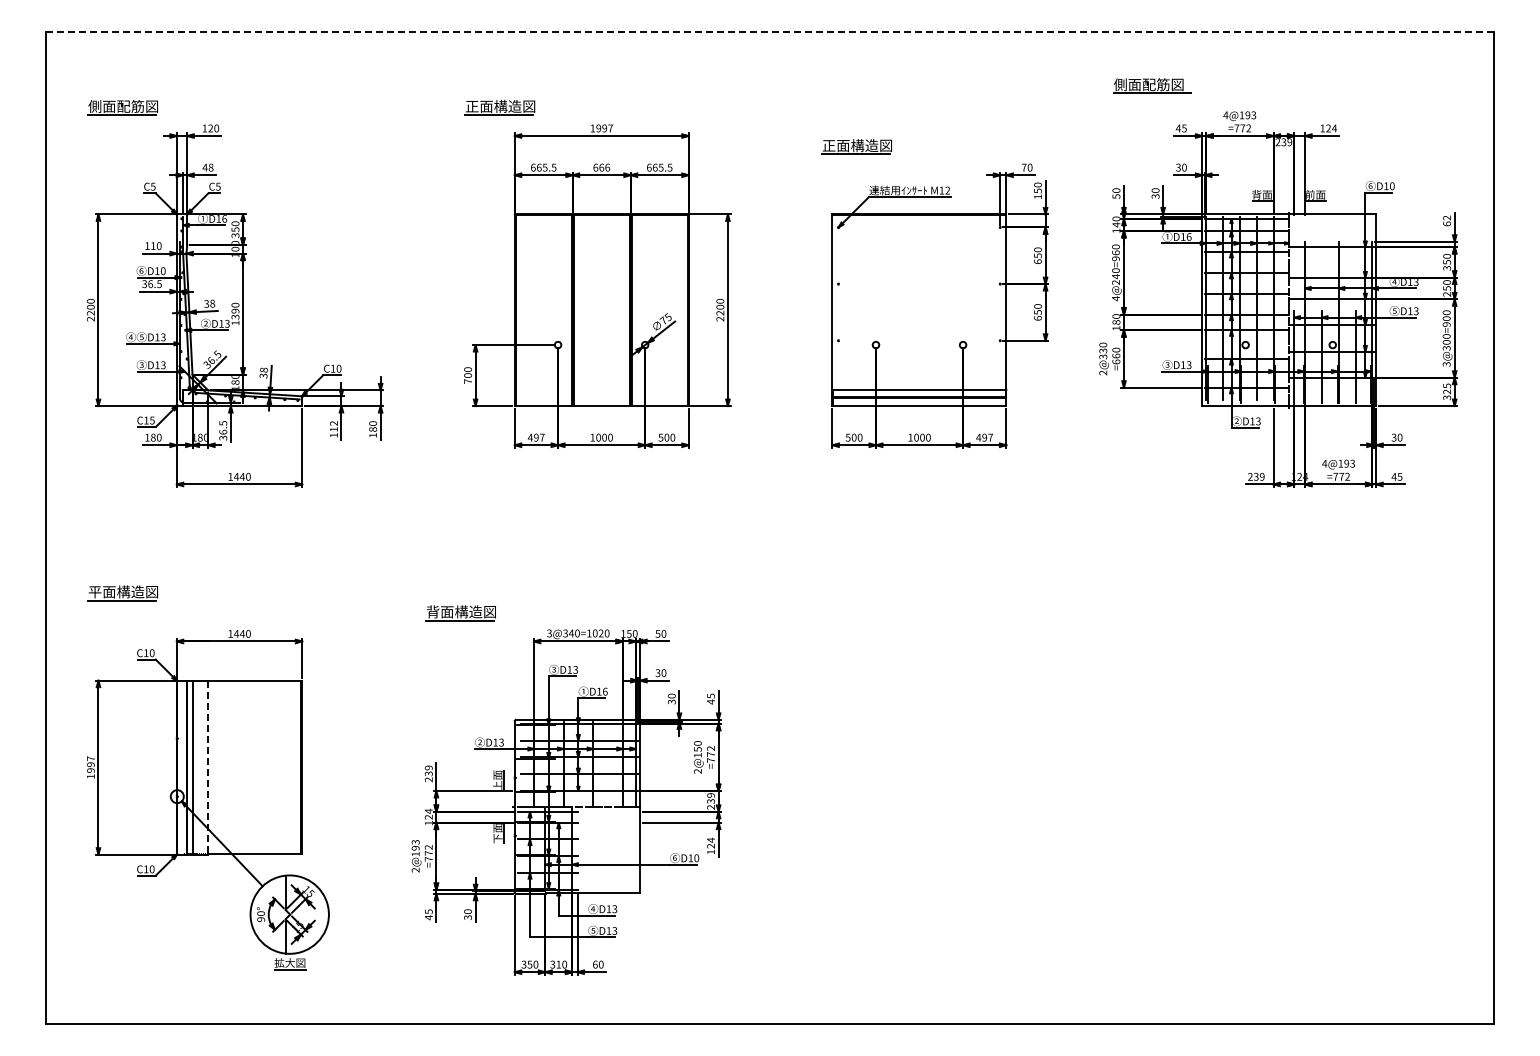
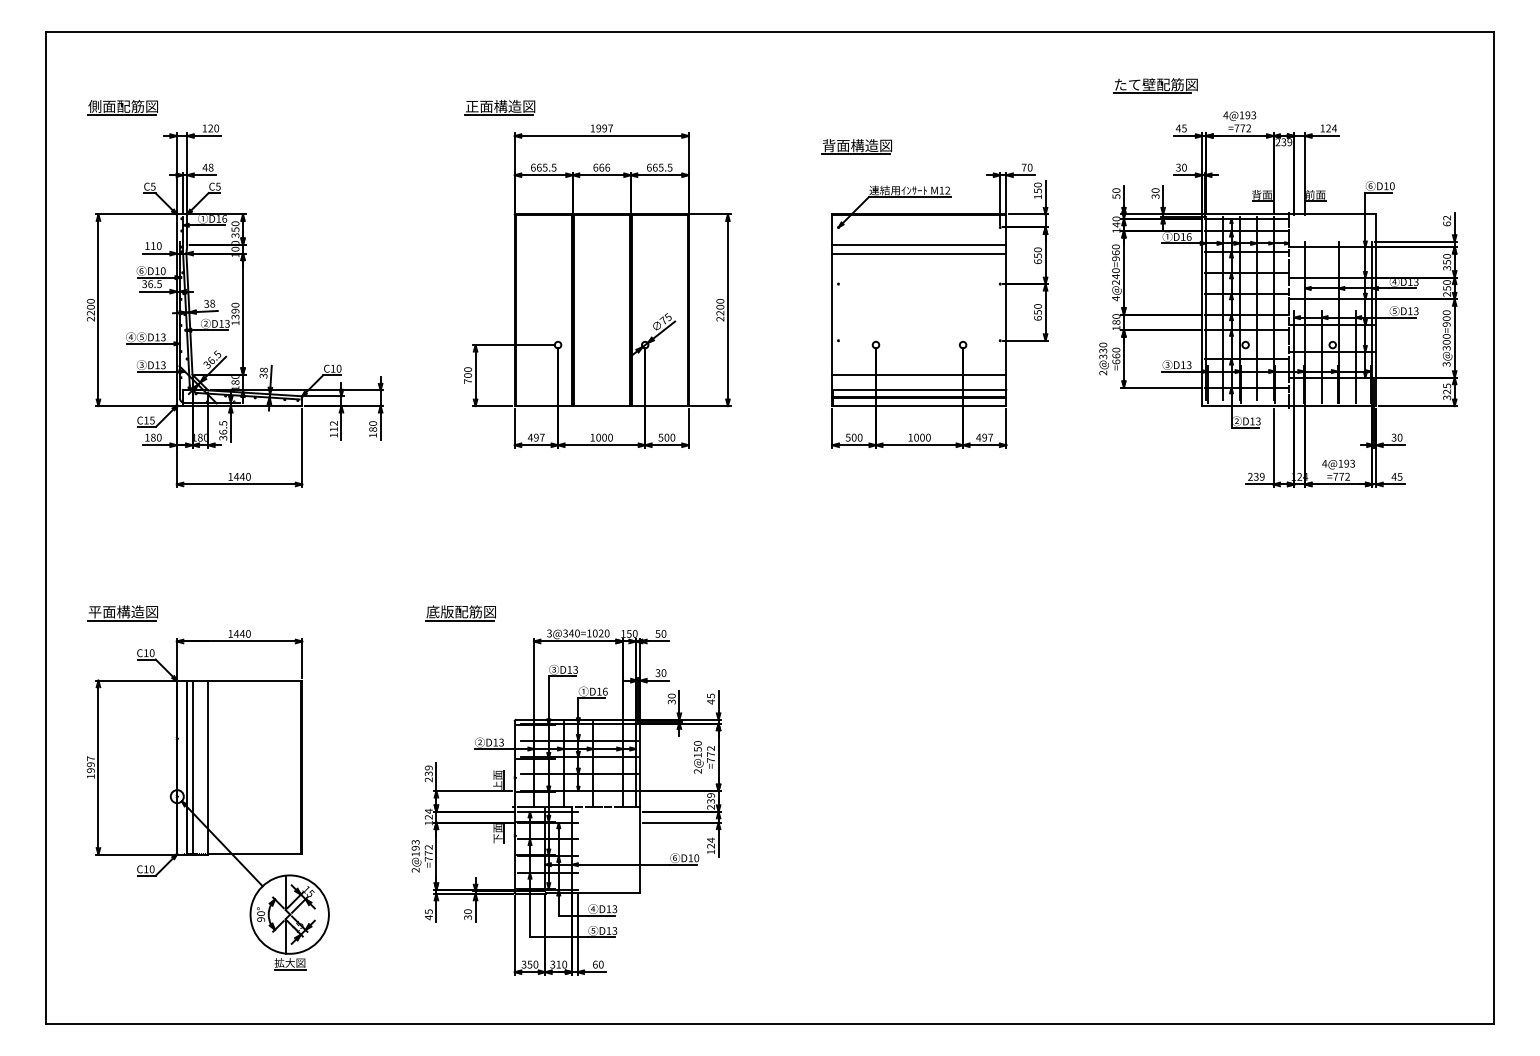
line: dashed -> solid (770, 31)
text: 側面配筋図 -> たて壁配筋図 (1155, 84)
text: 正面構造図 -> 背面構造図 (828, 145)
line: none -> present (919, 244)
line: none -> present (919, 253)
line: none -> present (919, 374)
part position: (122, 593) -> (122, 613) (122, 613)
text: 背面構造図 -> 底版配筋図 (454, 611)
line: dashed -> solid (208, 767)
